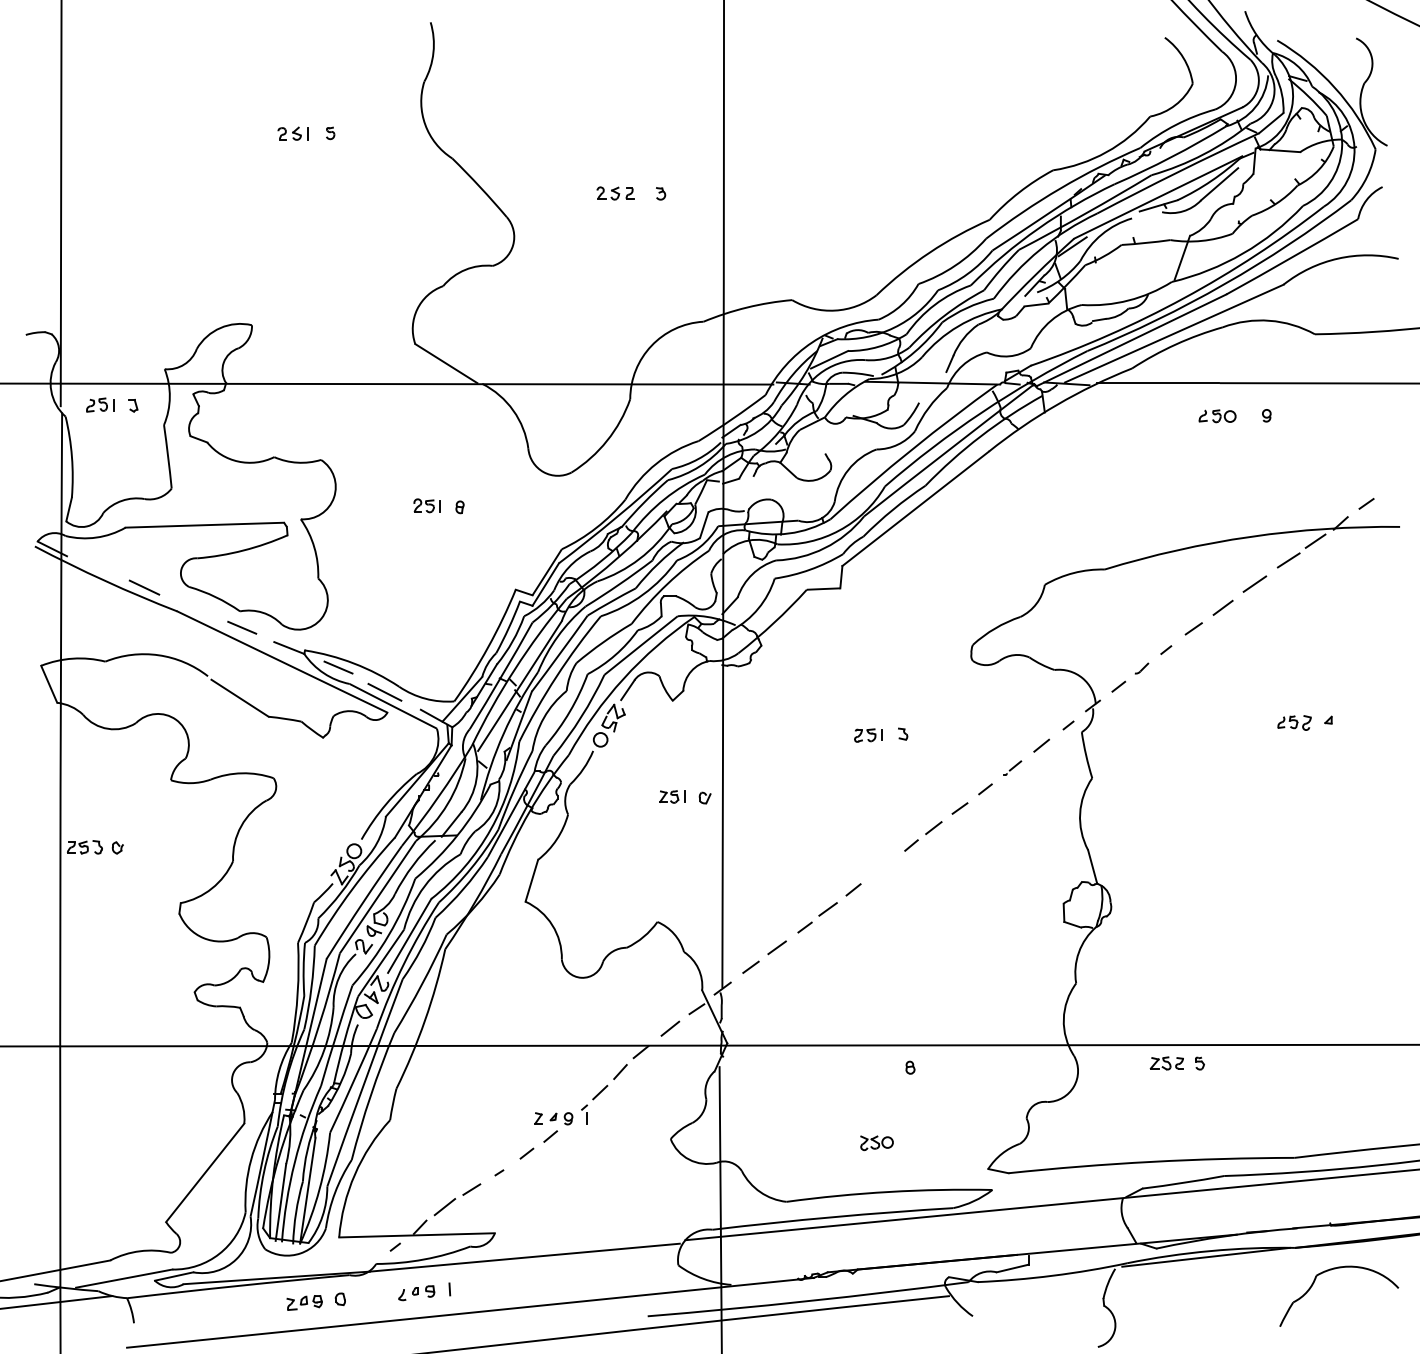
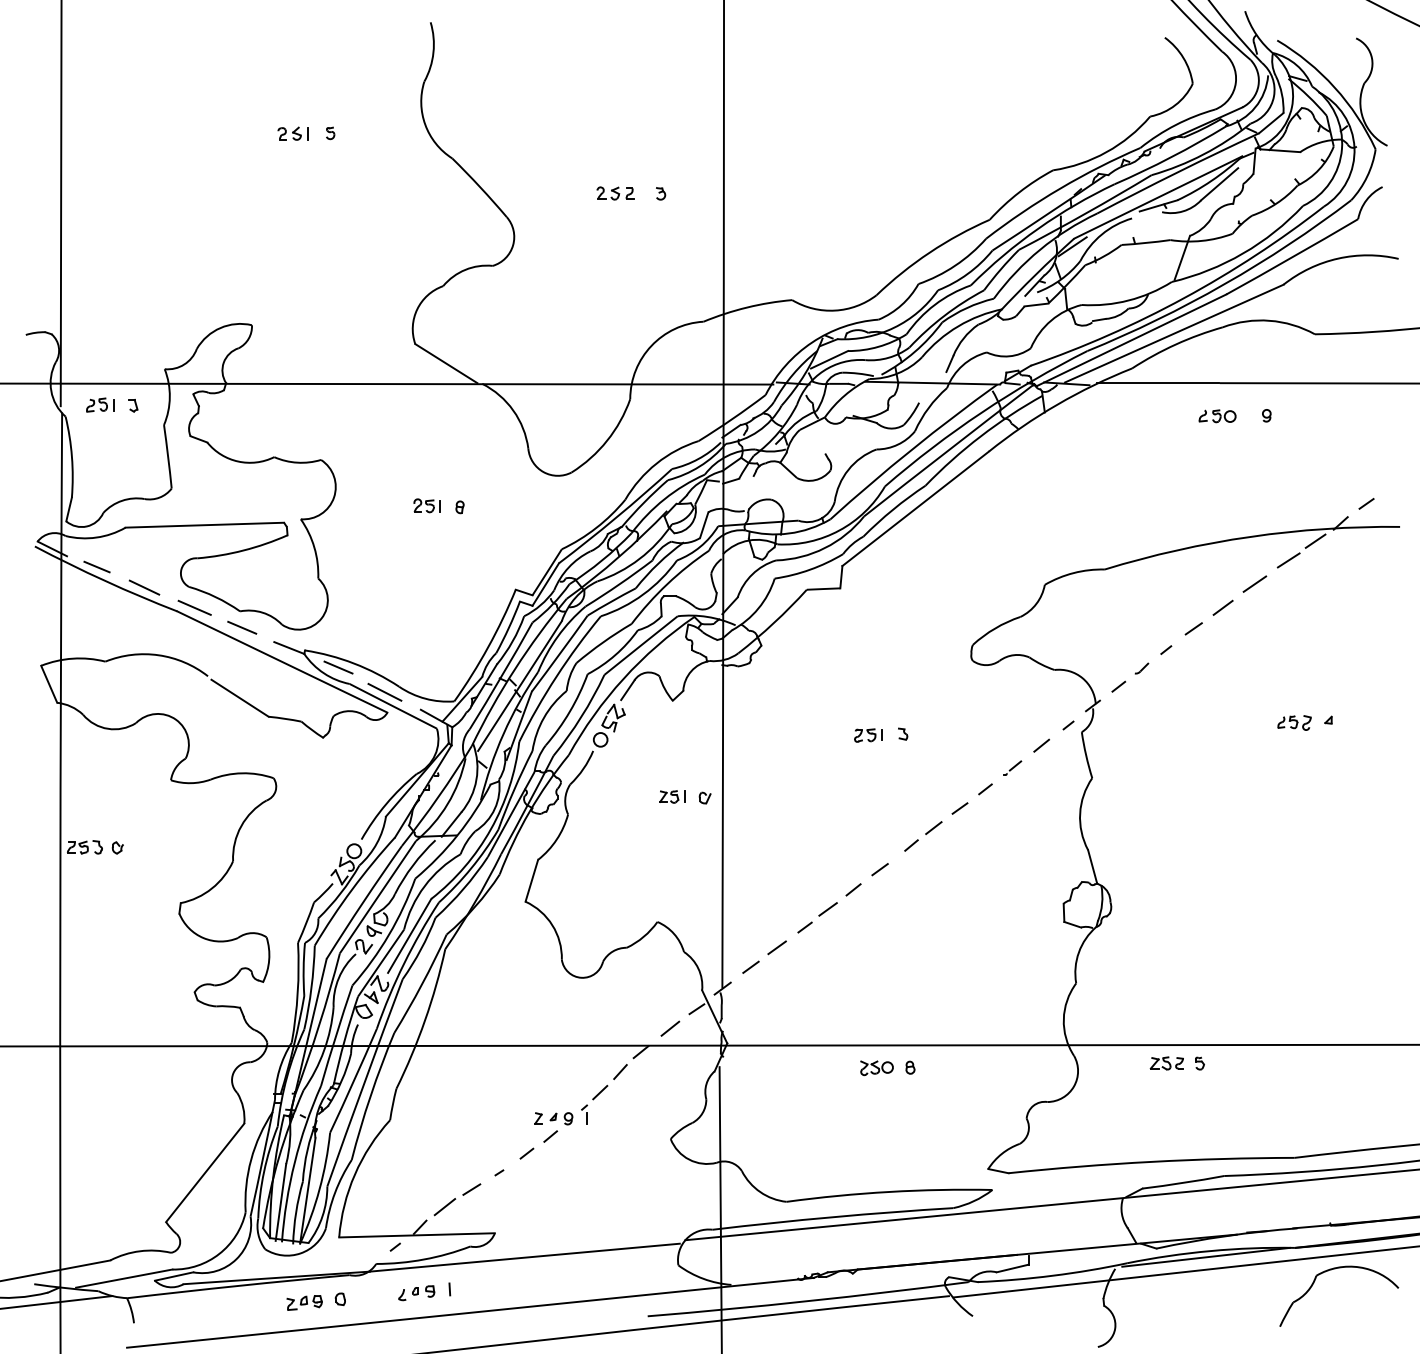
line: none -> present (96, 566)
line: none -> present (194, 607)
line: none -> present (879, 869)
part position: (876, 1143) -> (876, 1068) (876, 1068)
line: none -> present (1184, 1271)
